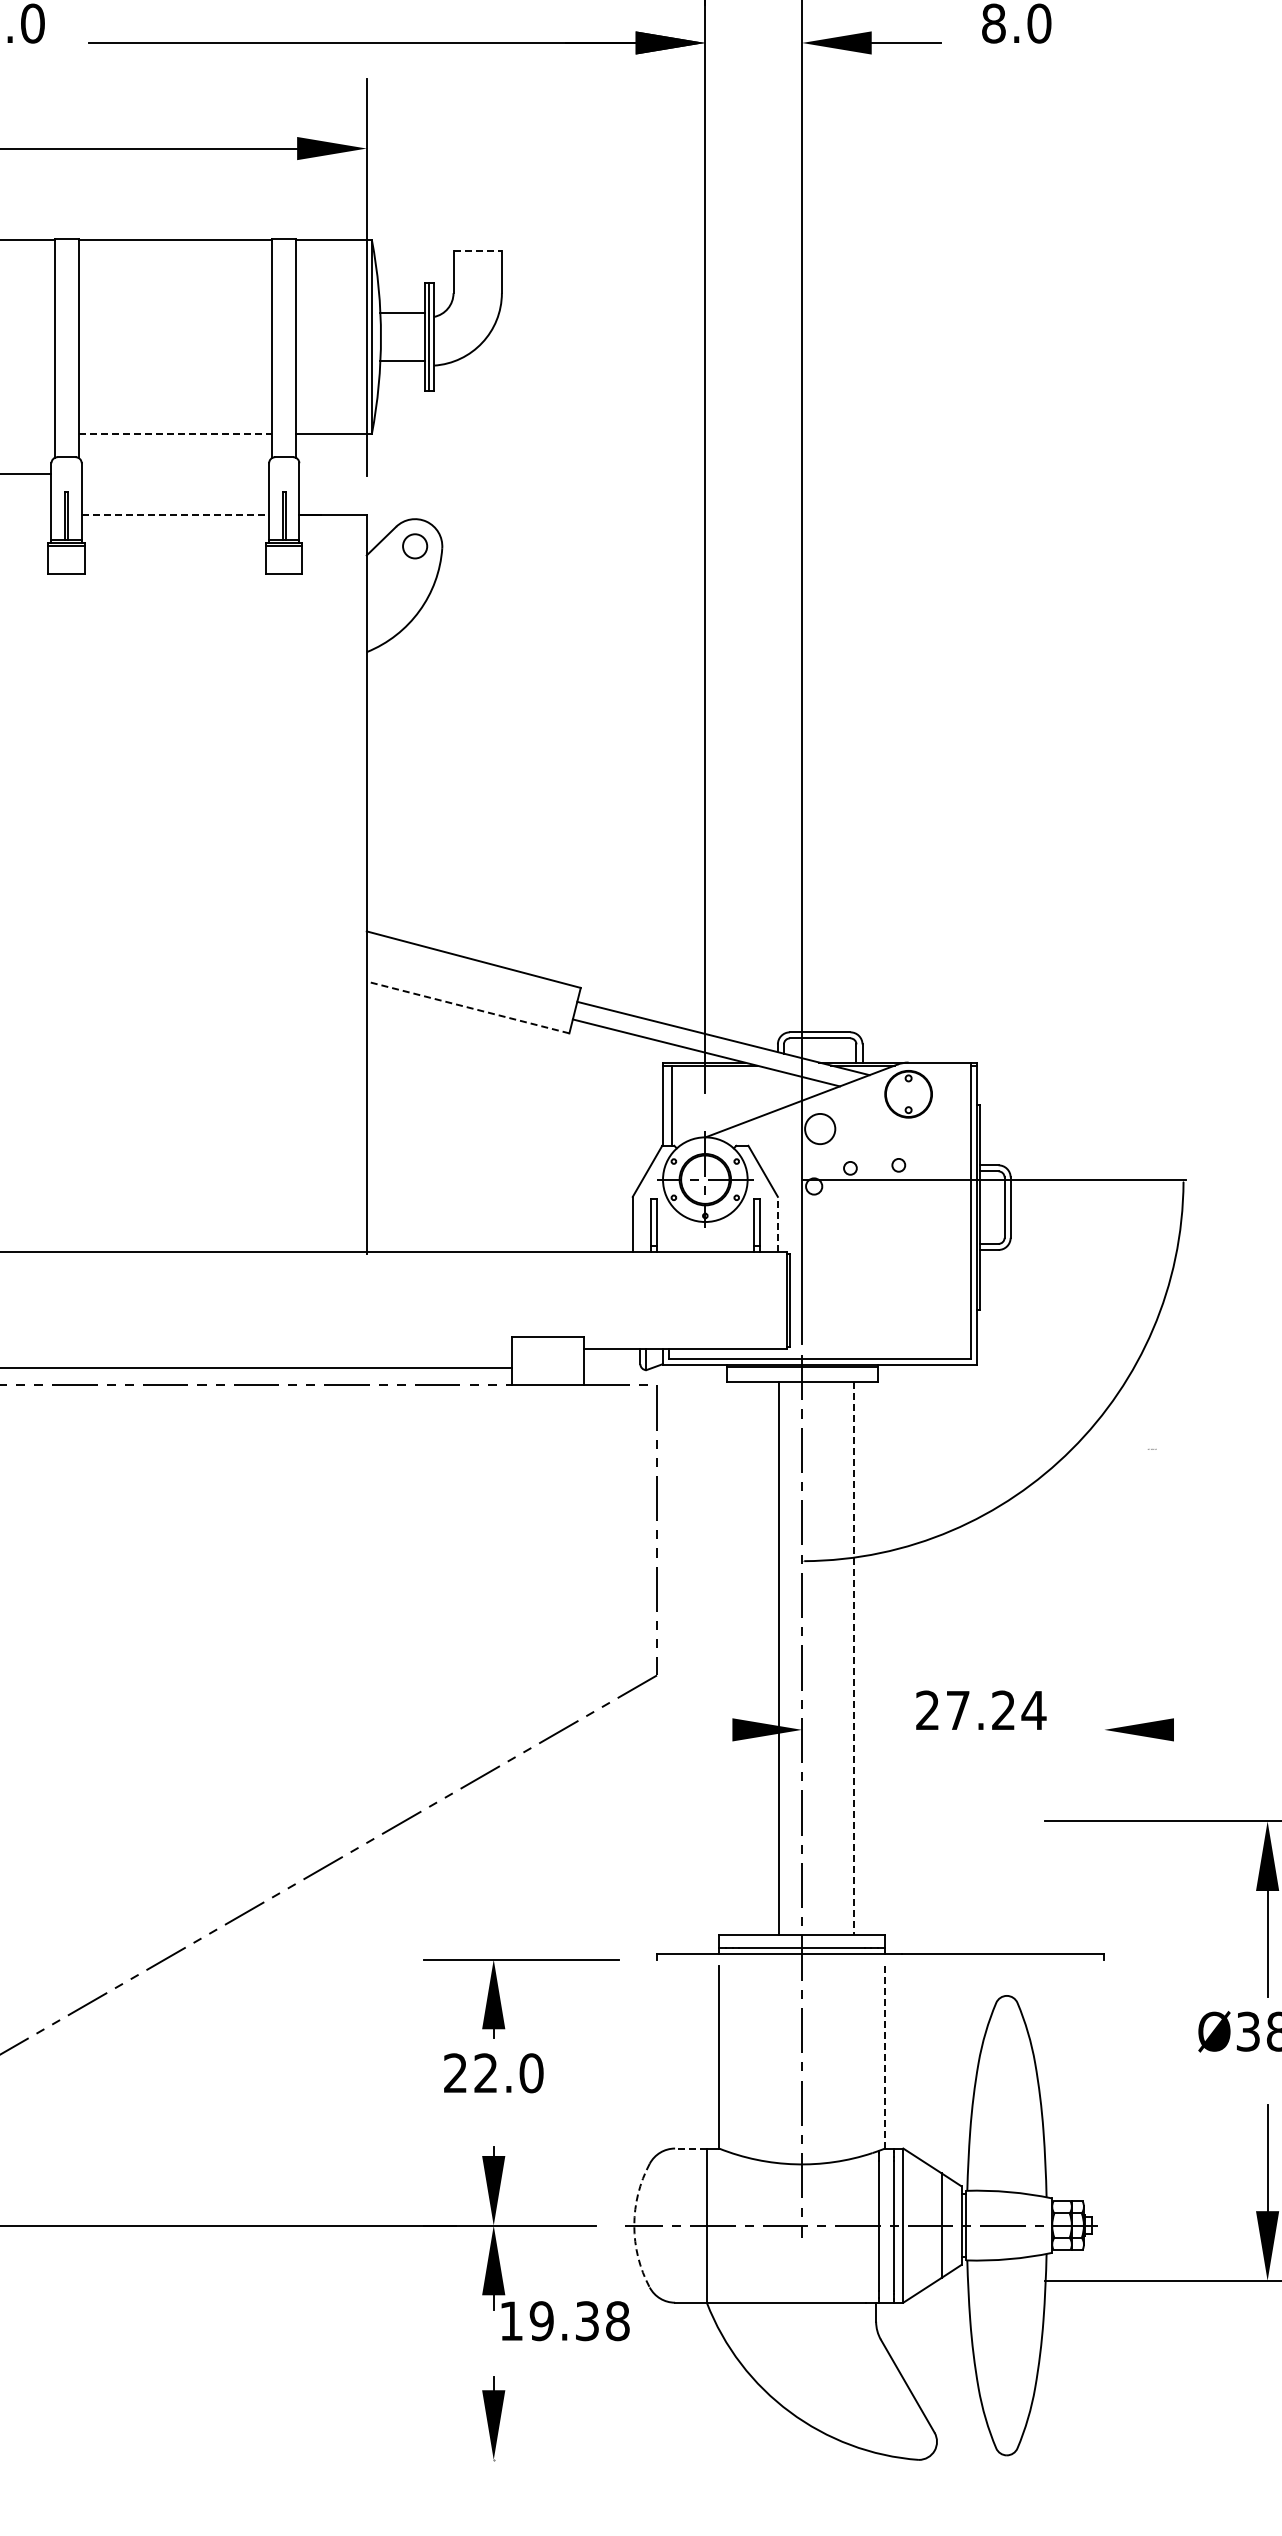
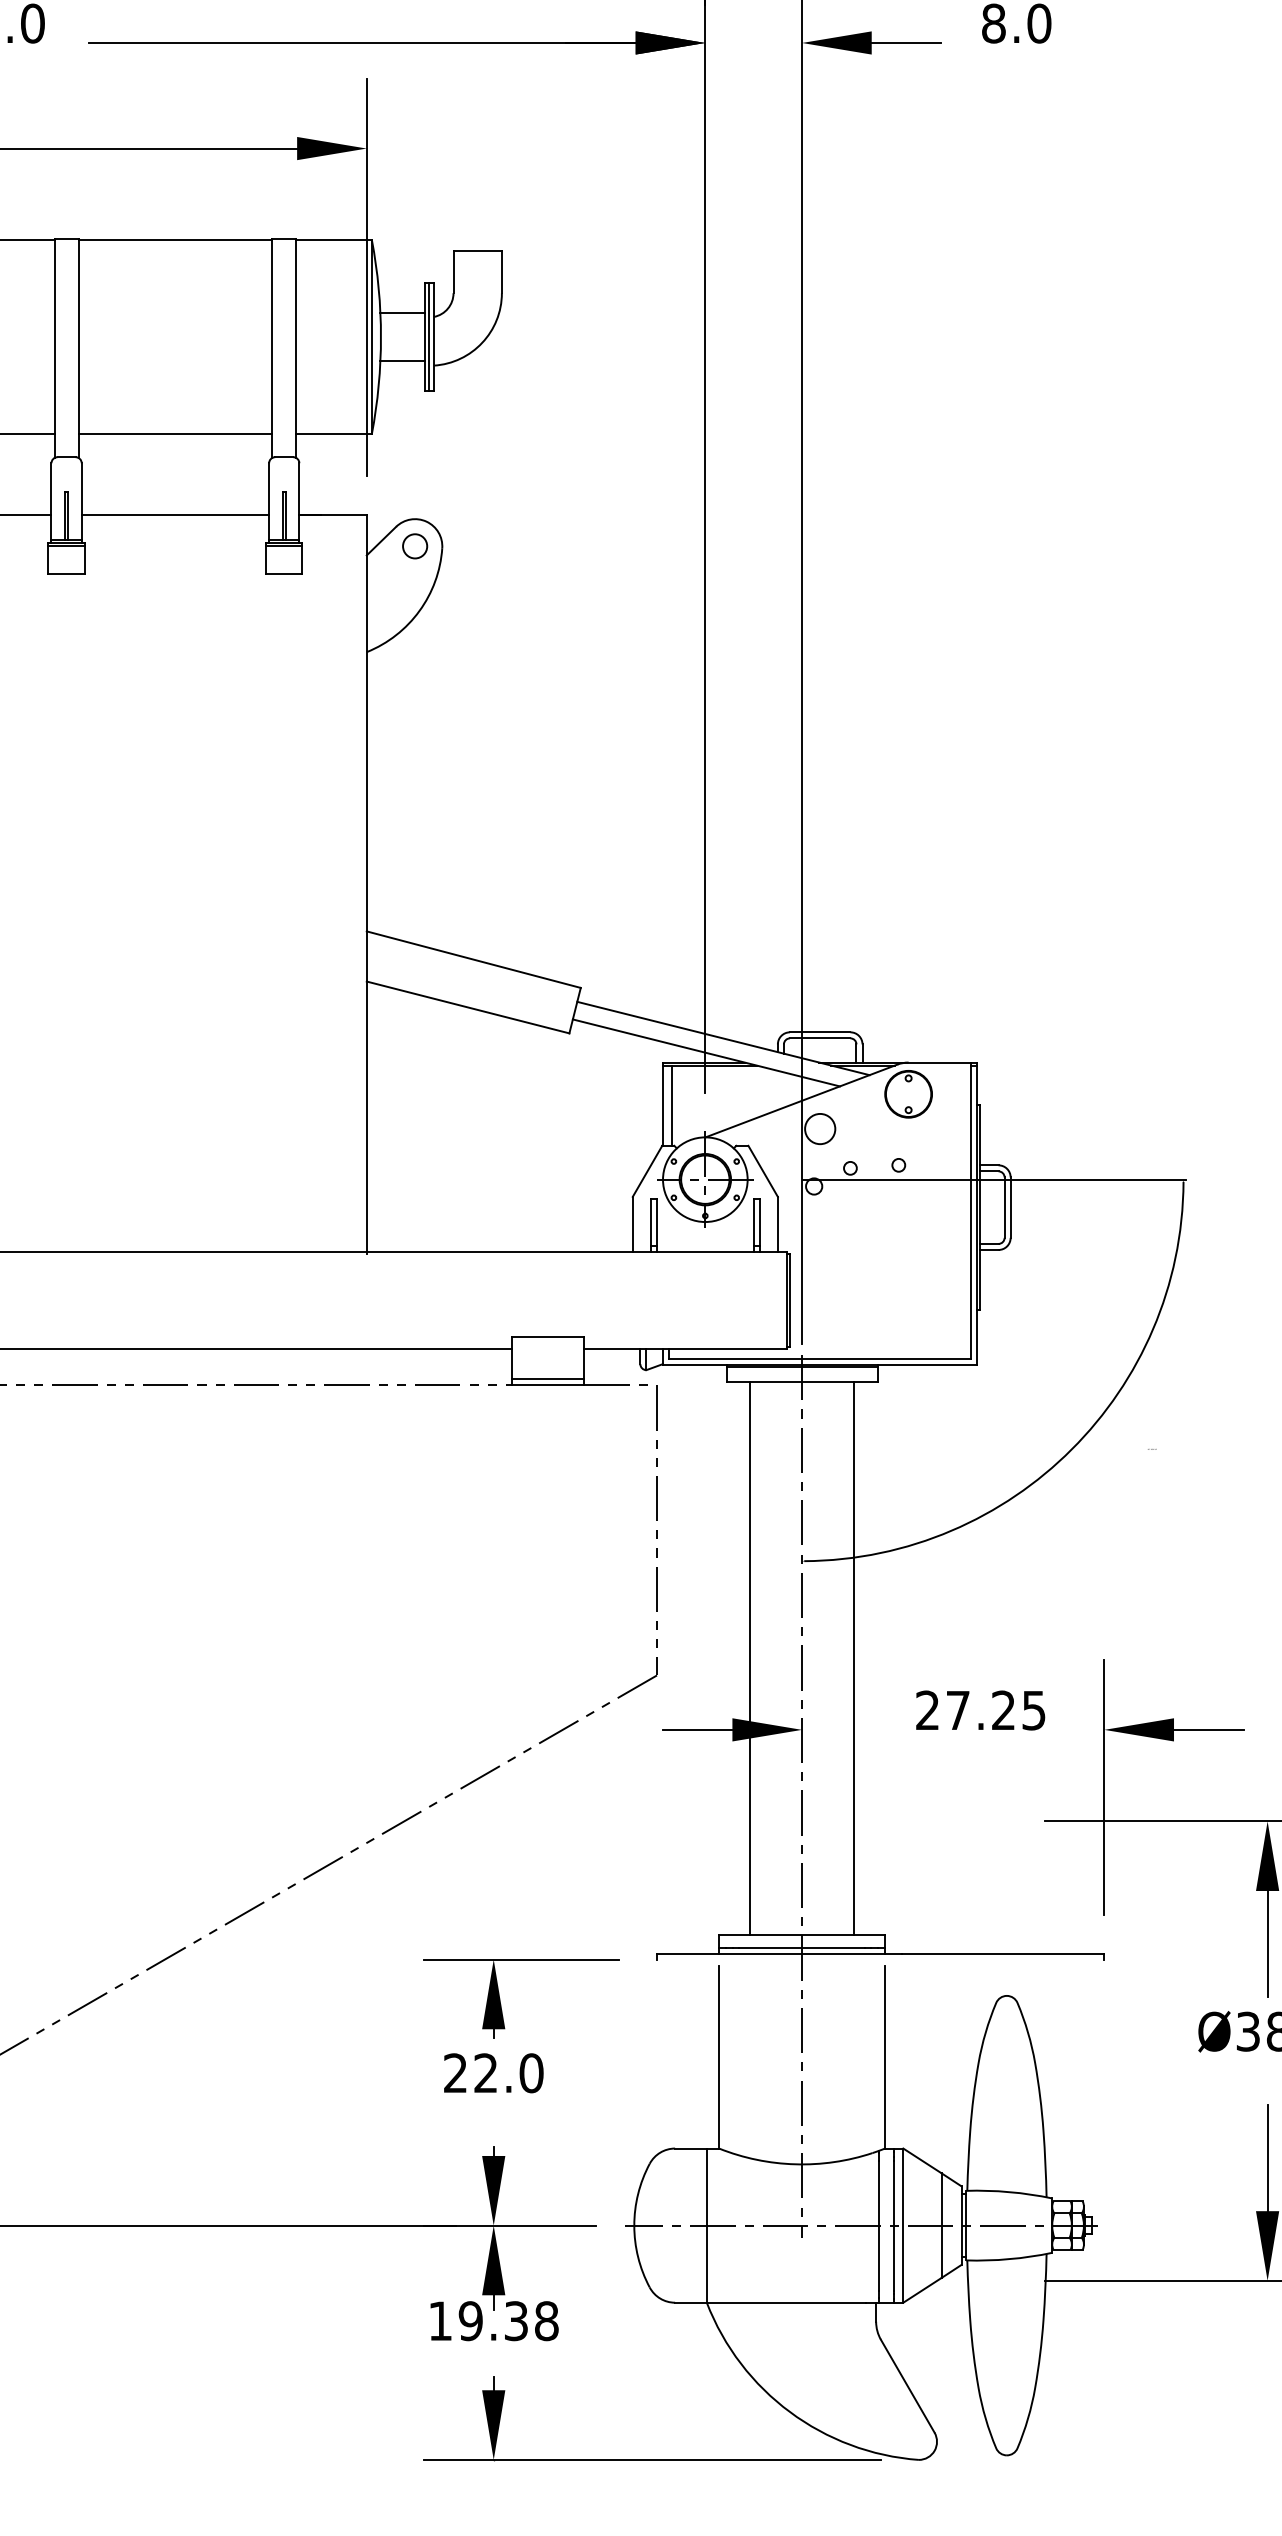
line: dashed -> solid (478, 250)
line: none -> present (28, 433)
line: dashed -> solid (175, 433)
line position: (26, 473) -> (26, 514) (26, 514)
line: dashed -> solid (175, 514)
line: dashed -> solid (468, 1007)
line: dashed -> solid (777, 1224)
line position: (256, 1367) -> (256, 1348) (256, 1348)
line: none -> present (547, 1379)
line position: (778, 1658) -> (749, 1658) (749, 1658)
line: dashed -> solid (854, 1658)
text: 27.24 -> 27.25 (1033, 1710)
line: none -> present (697, 1729)
line: none -> present (1208, 1729)
line: none -> present (1104, 1787)
line: dashed -> solid (885, 2056)
line: dashed -> solid (690, 2148)
arc: dashed -> solid (634, 2225)
text position: (565, 2321) -> (494, 2321) (494, 2321)
line: none -> present (652, 2459)
